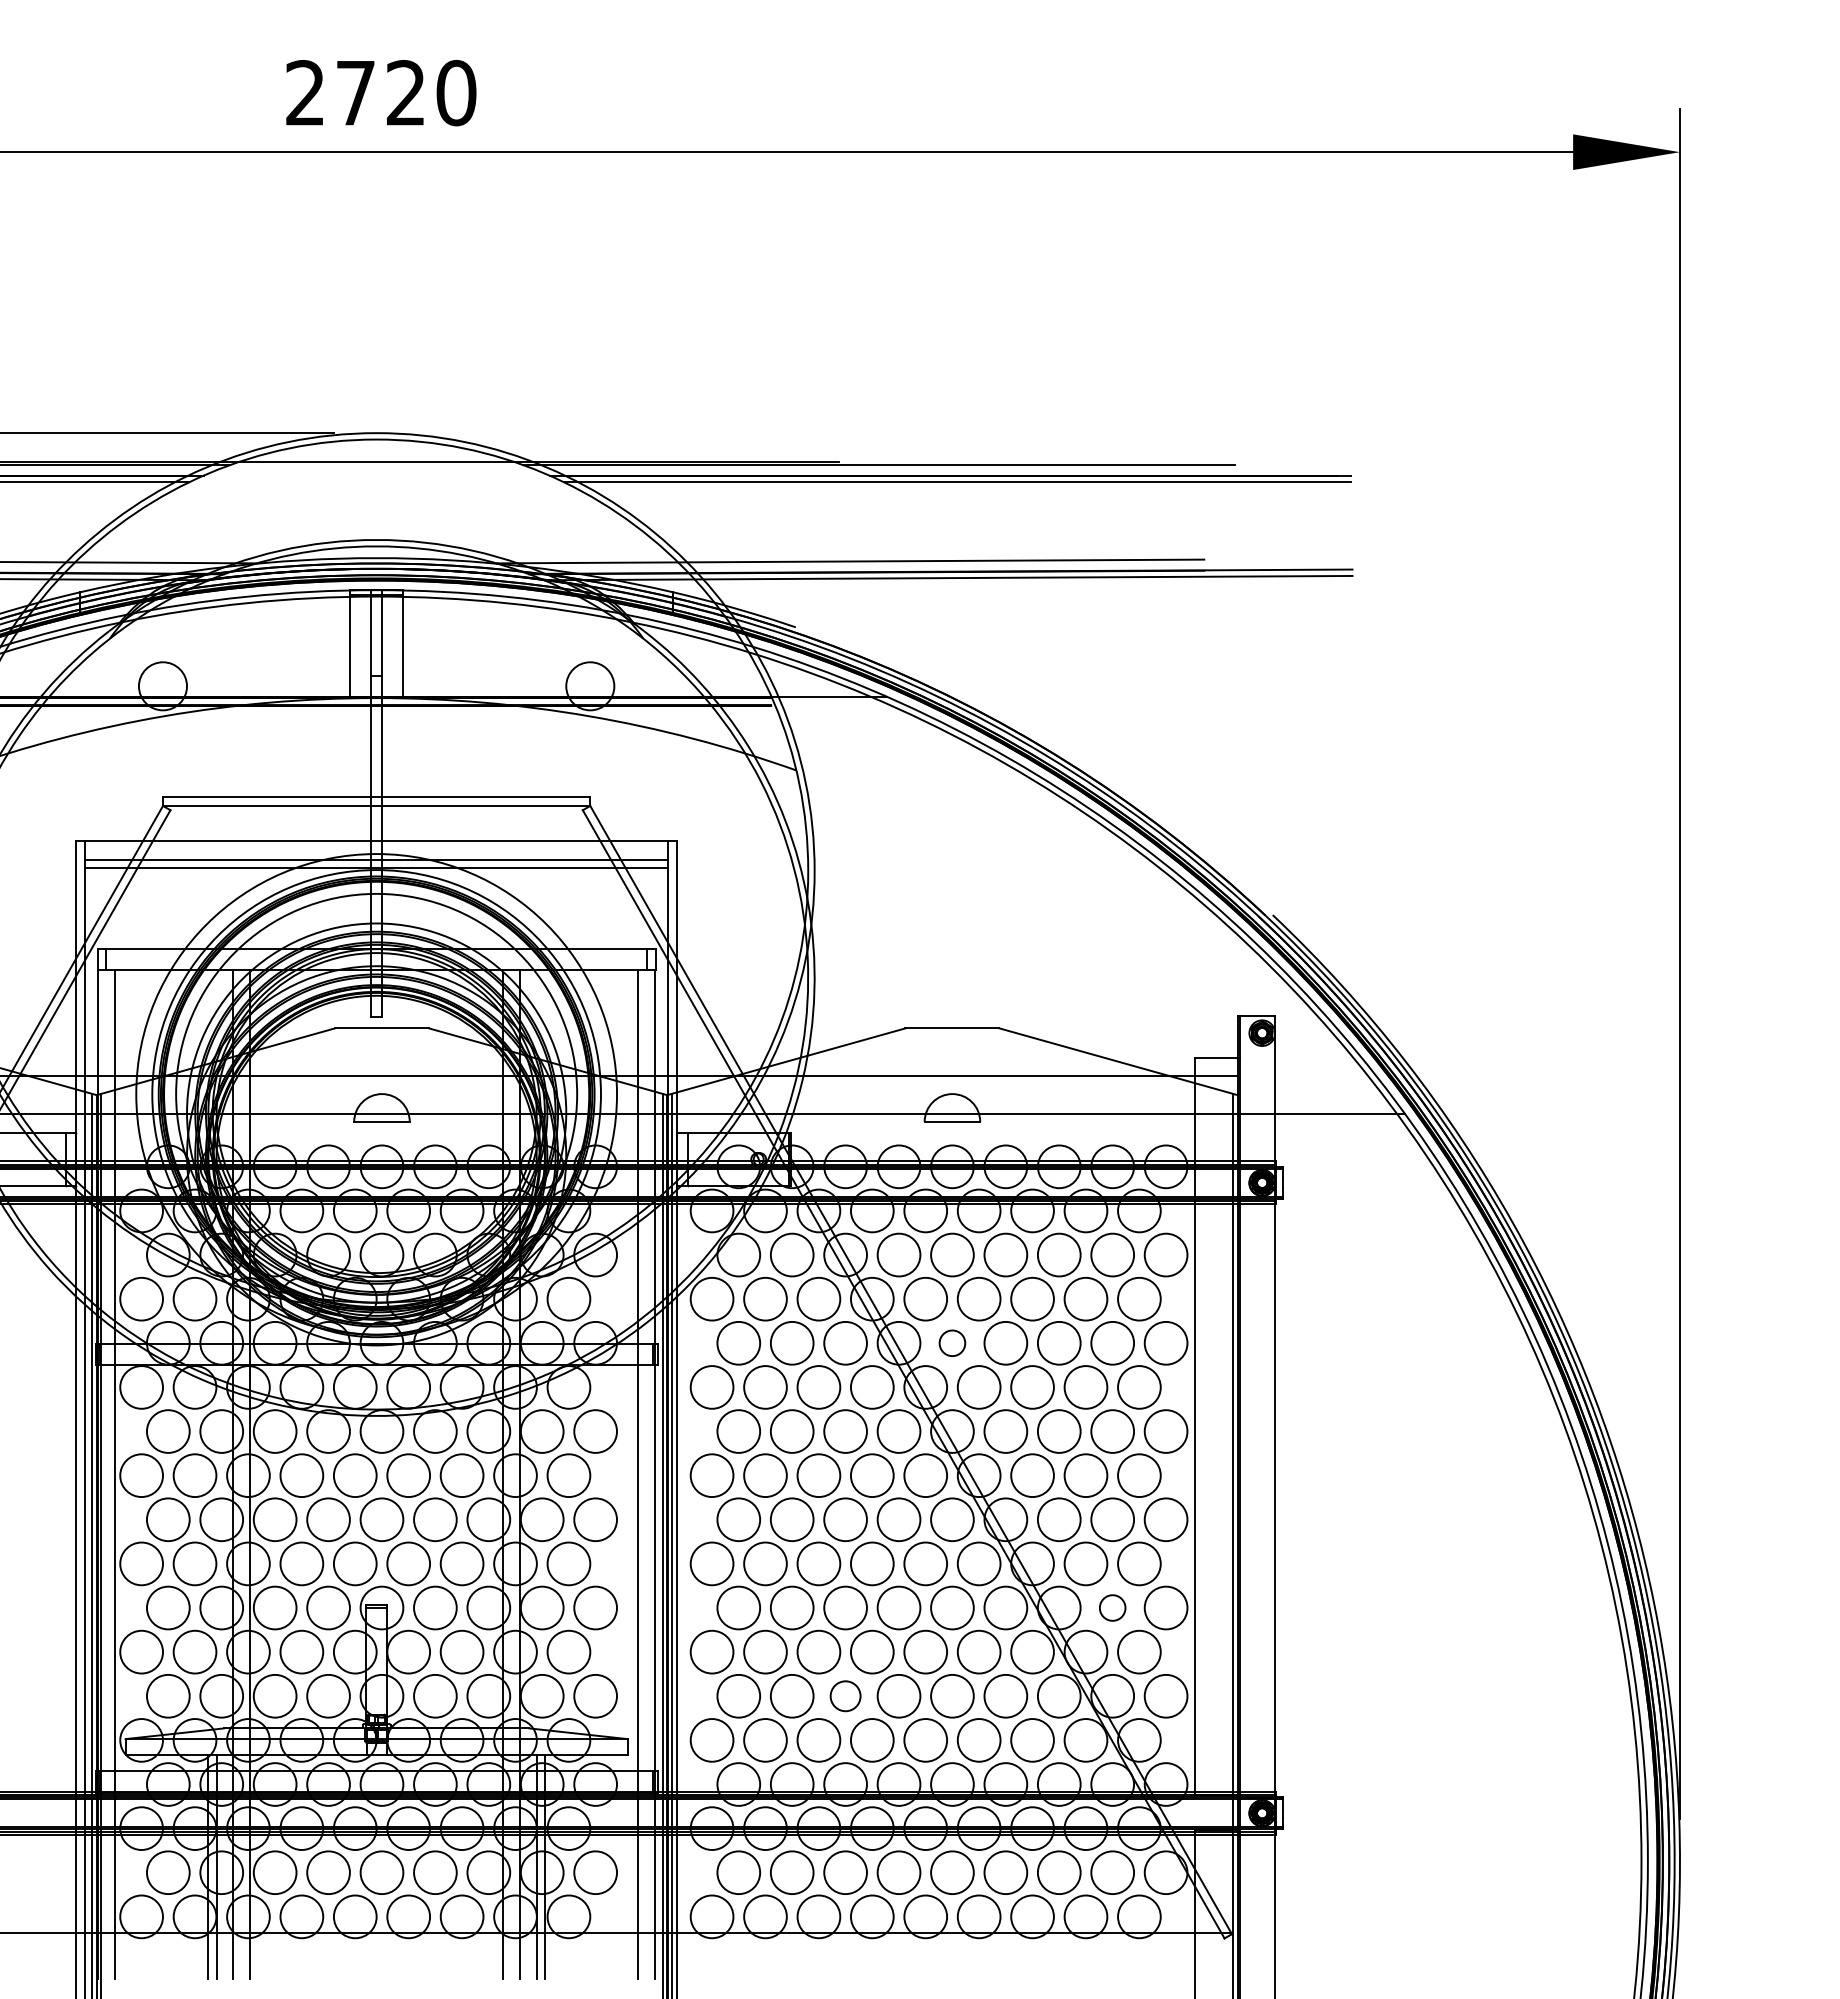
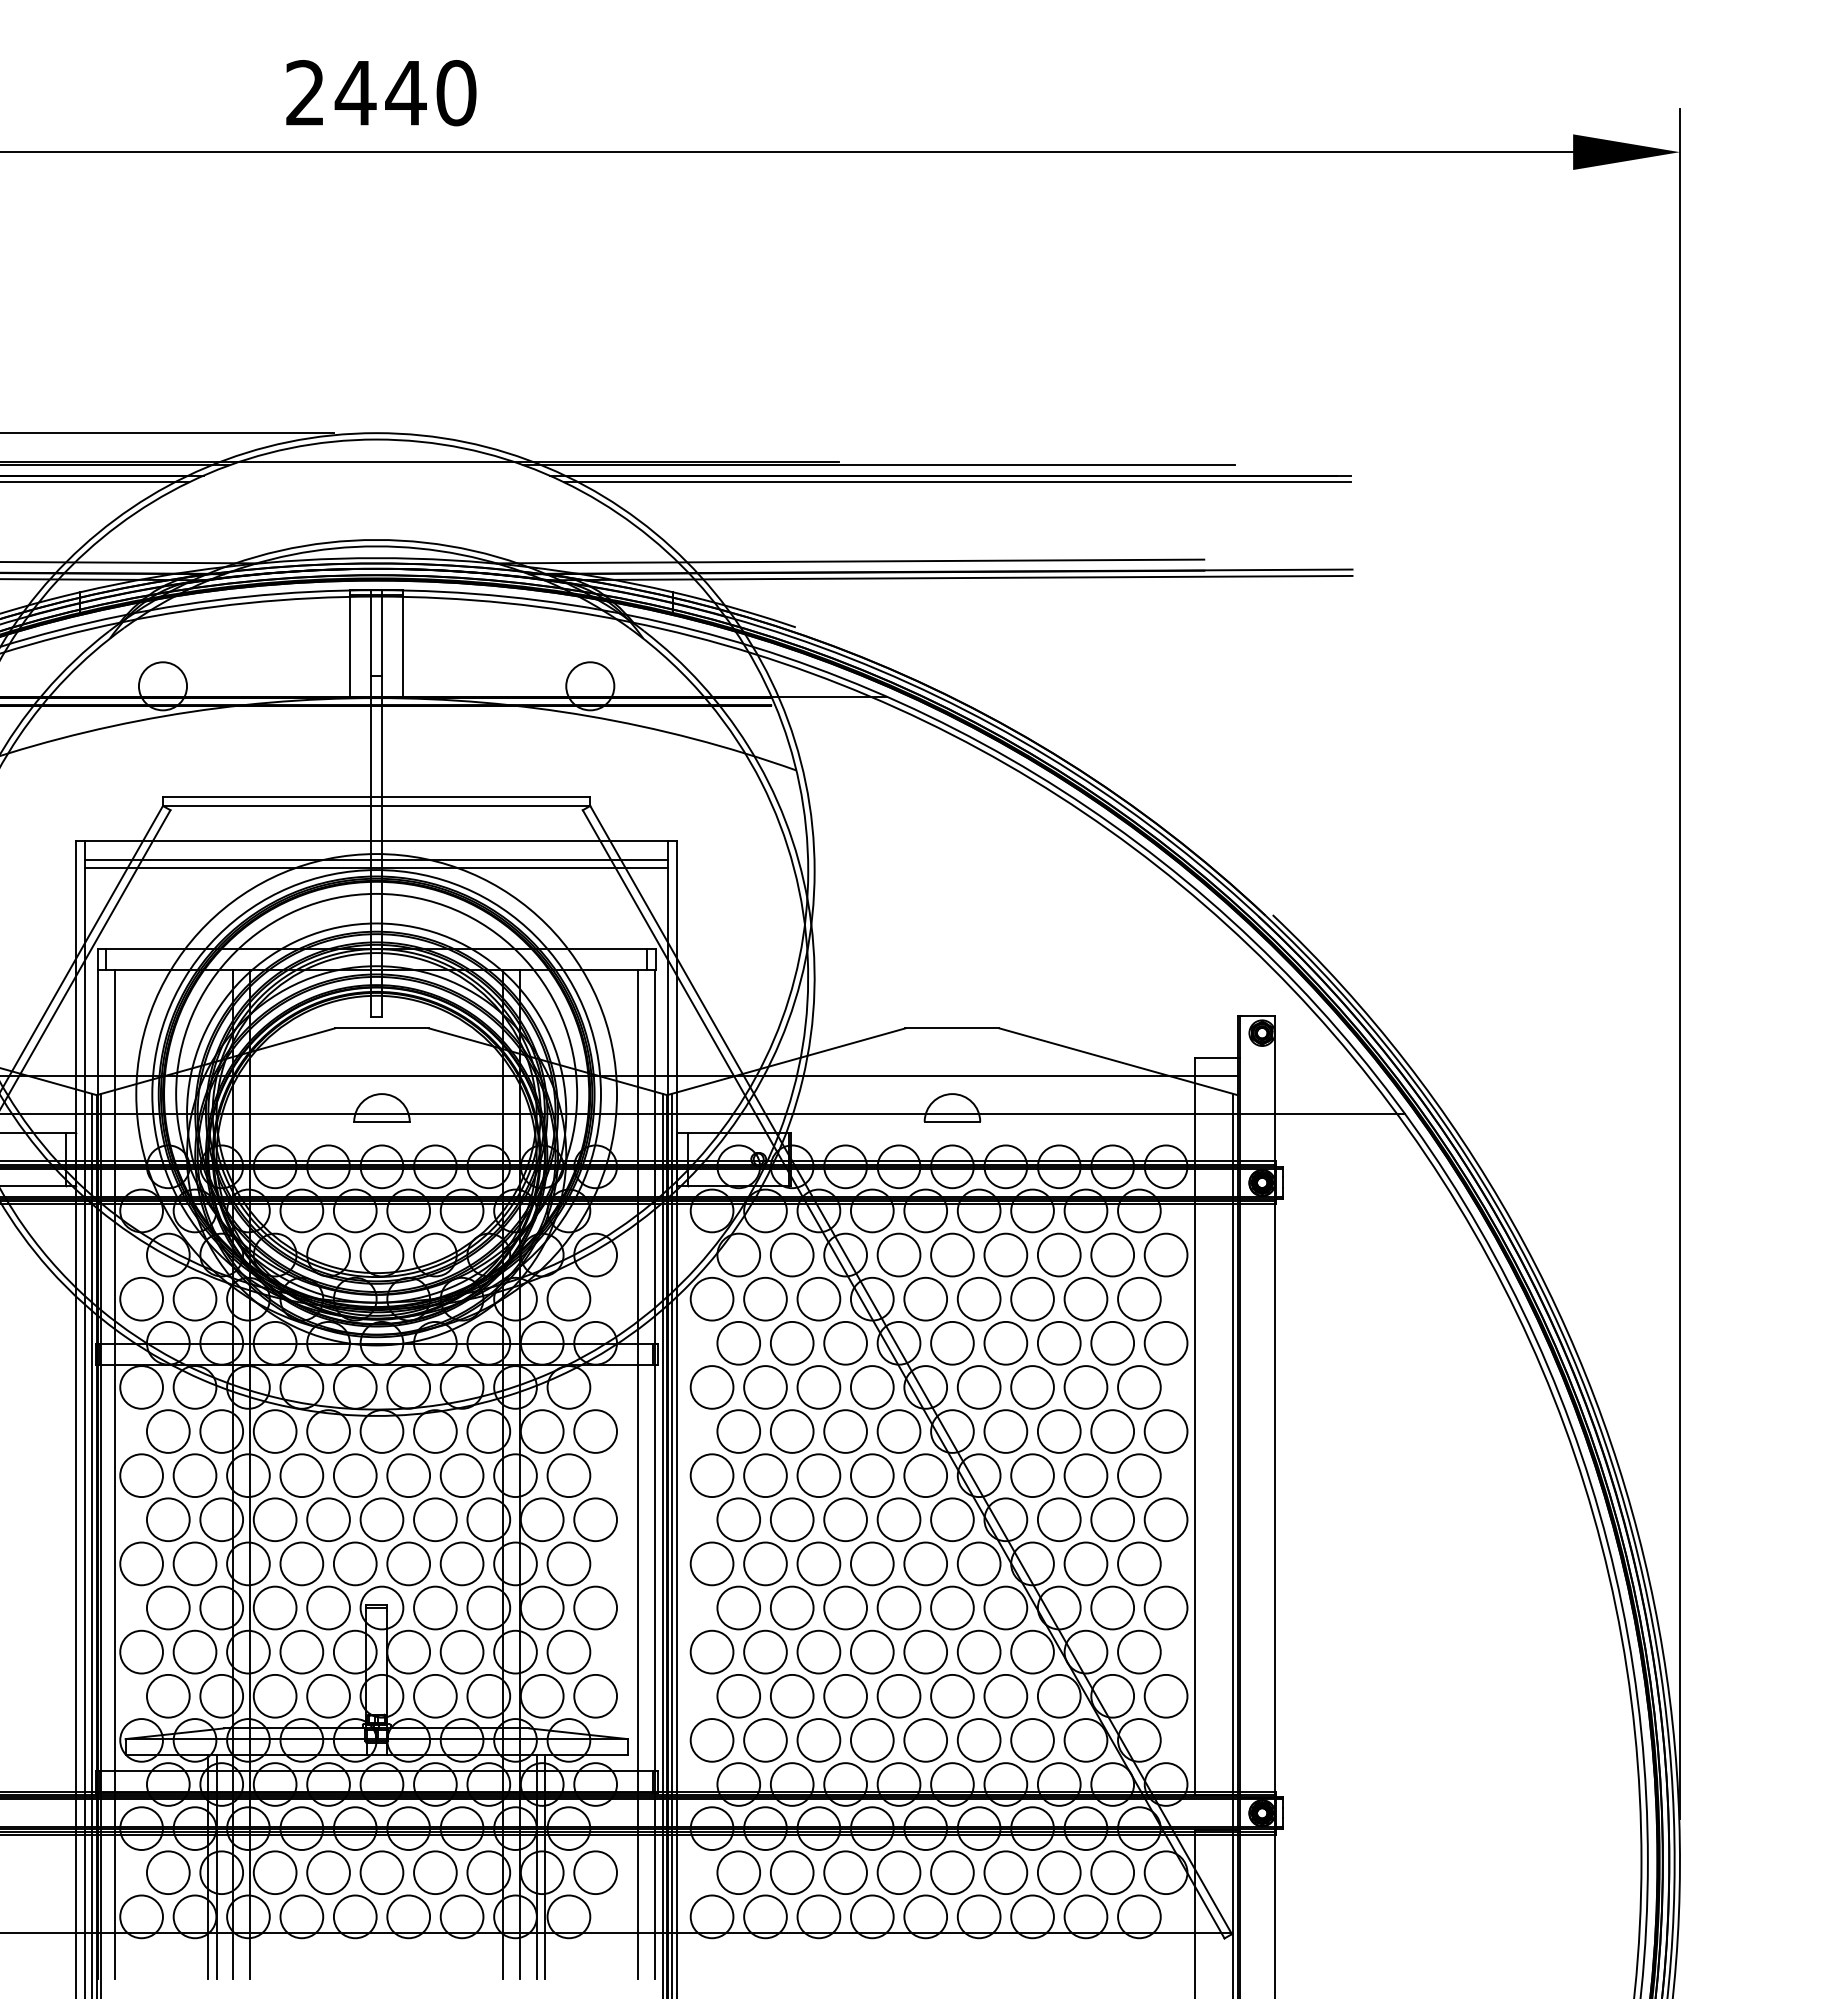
text: 2720 -> 2440 (380, 92)
circle diameter: 26 px -> 43 px (952, 1342)
circle diameter: 26 px -> 43 px (1112, 1607)
circle diameter: 30 px -> 43 px (845, 1695)
